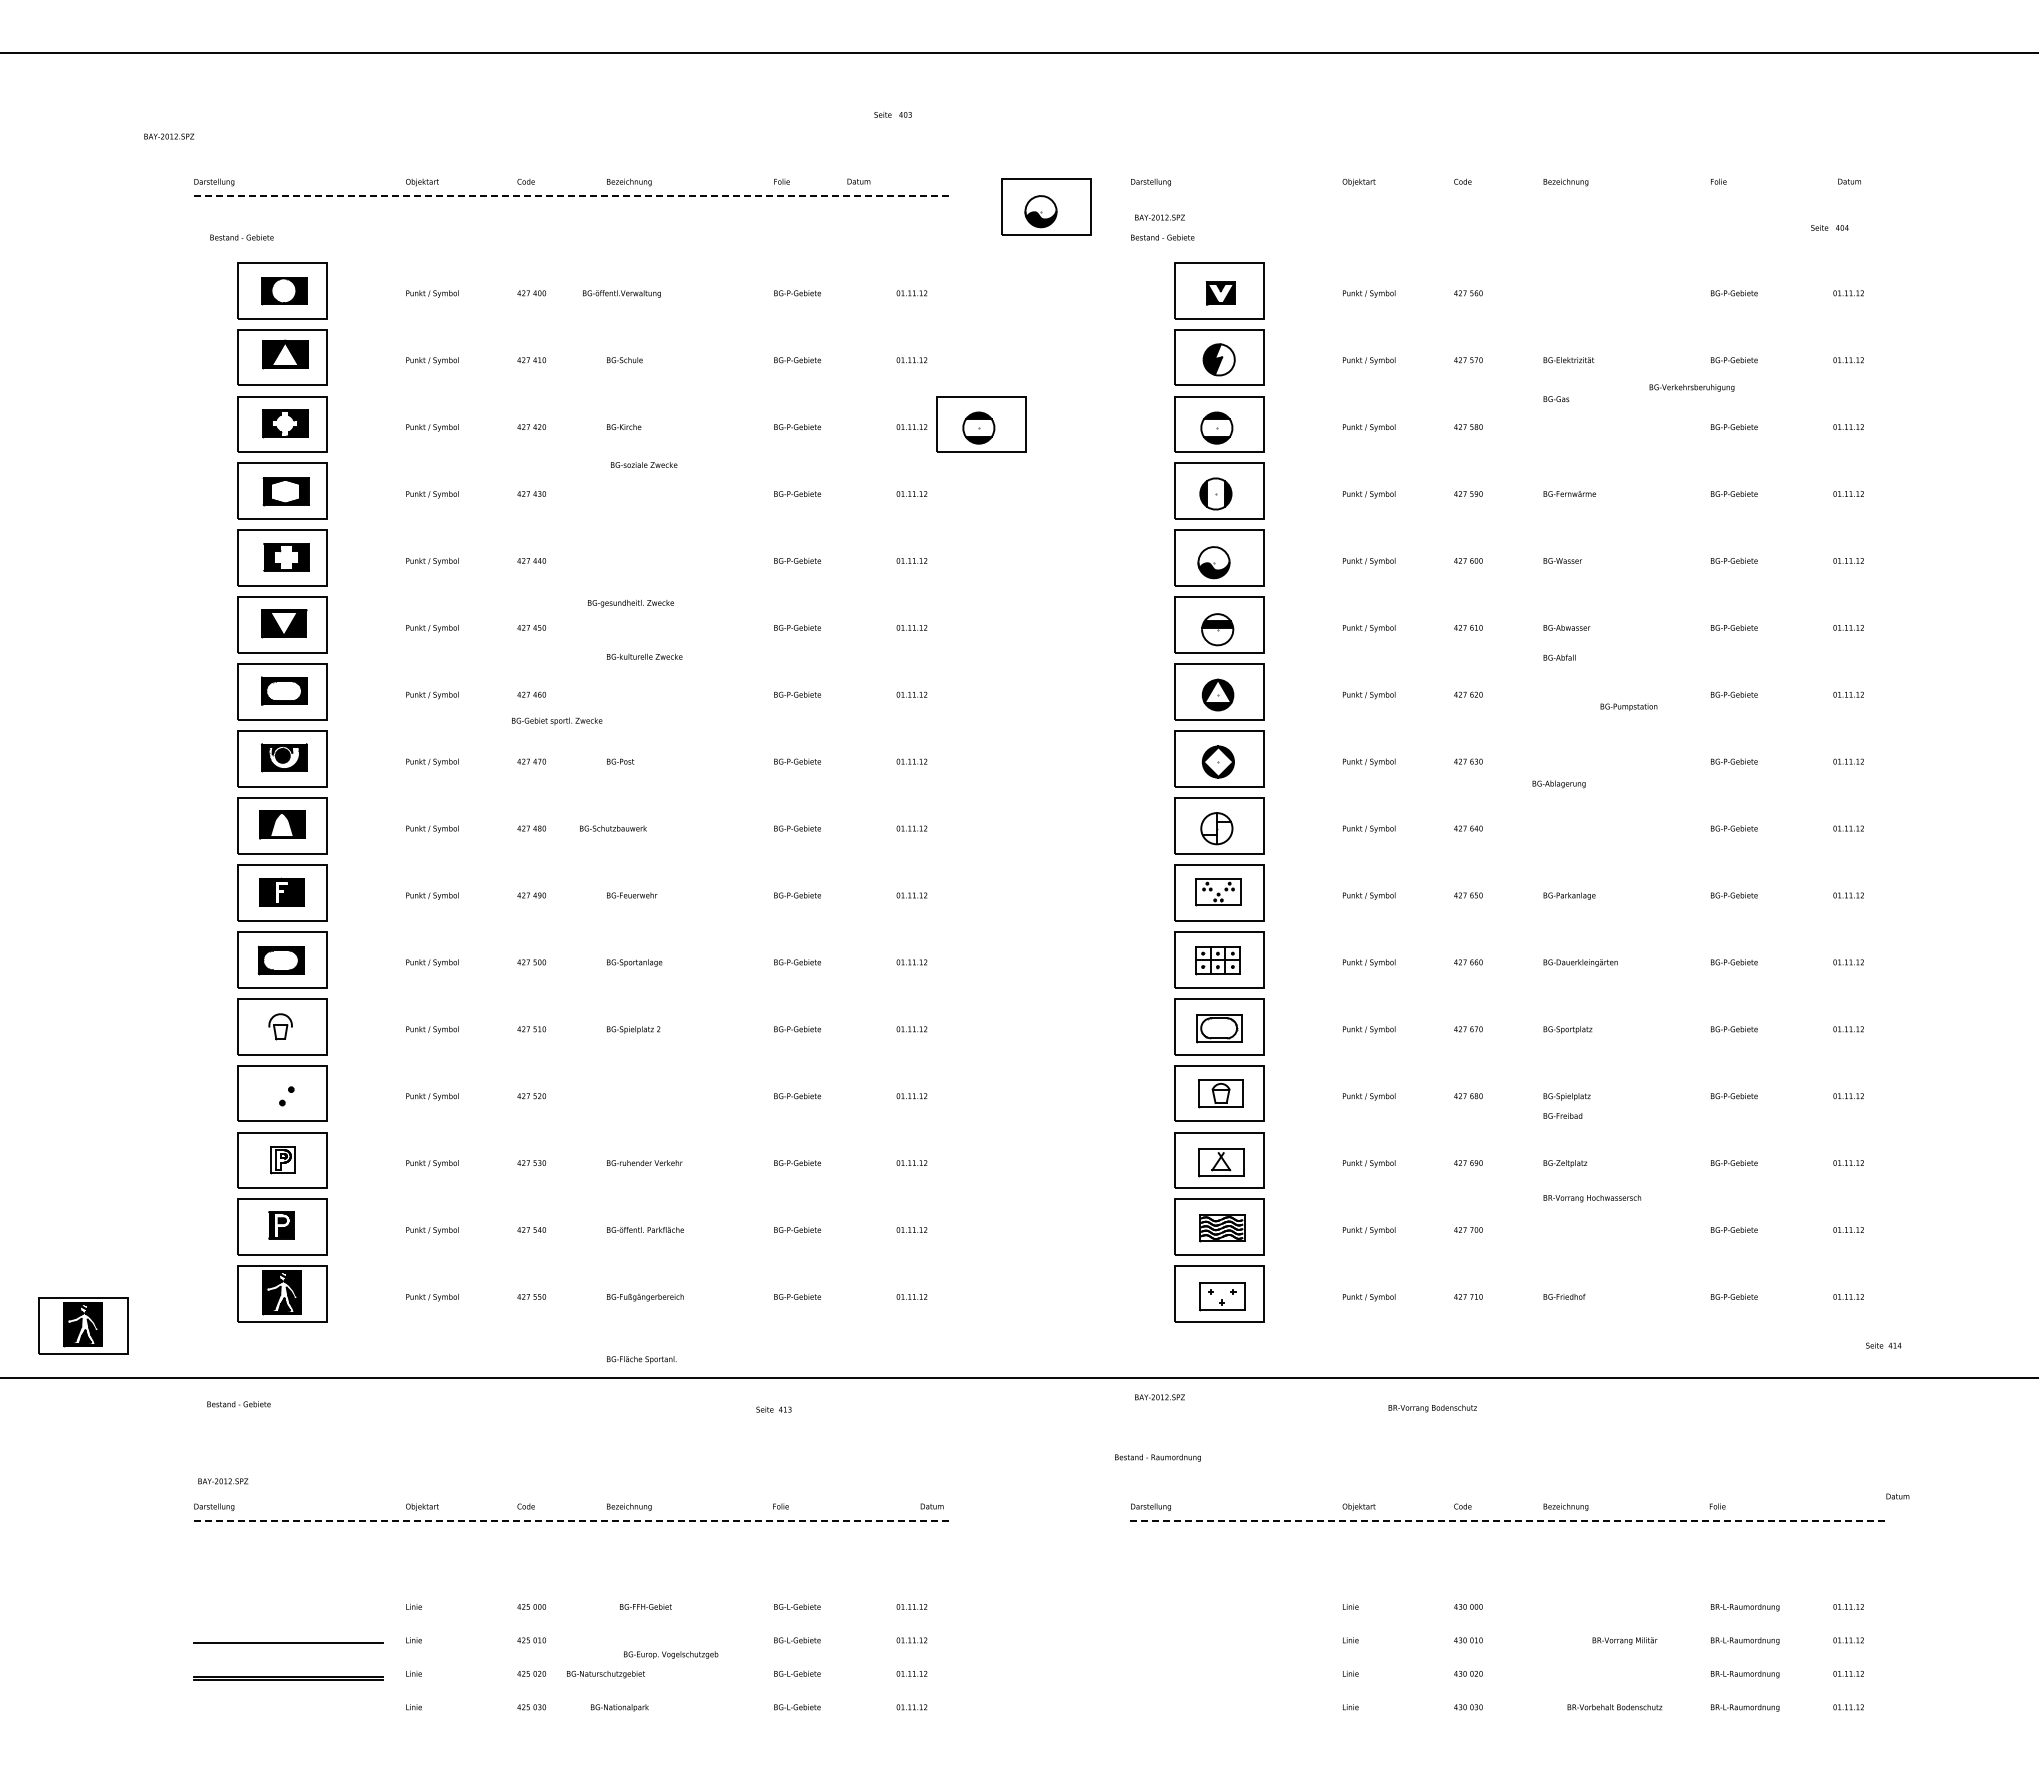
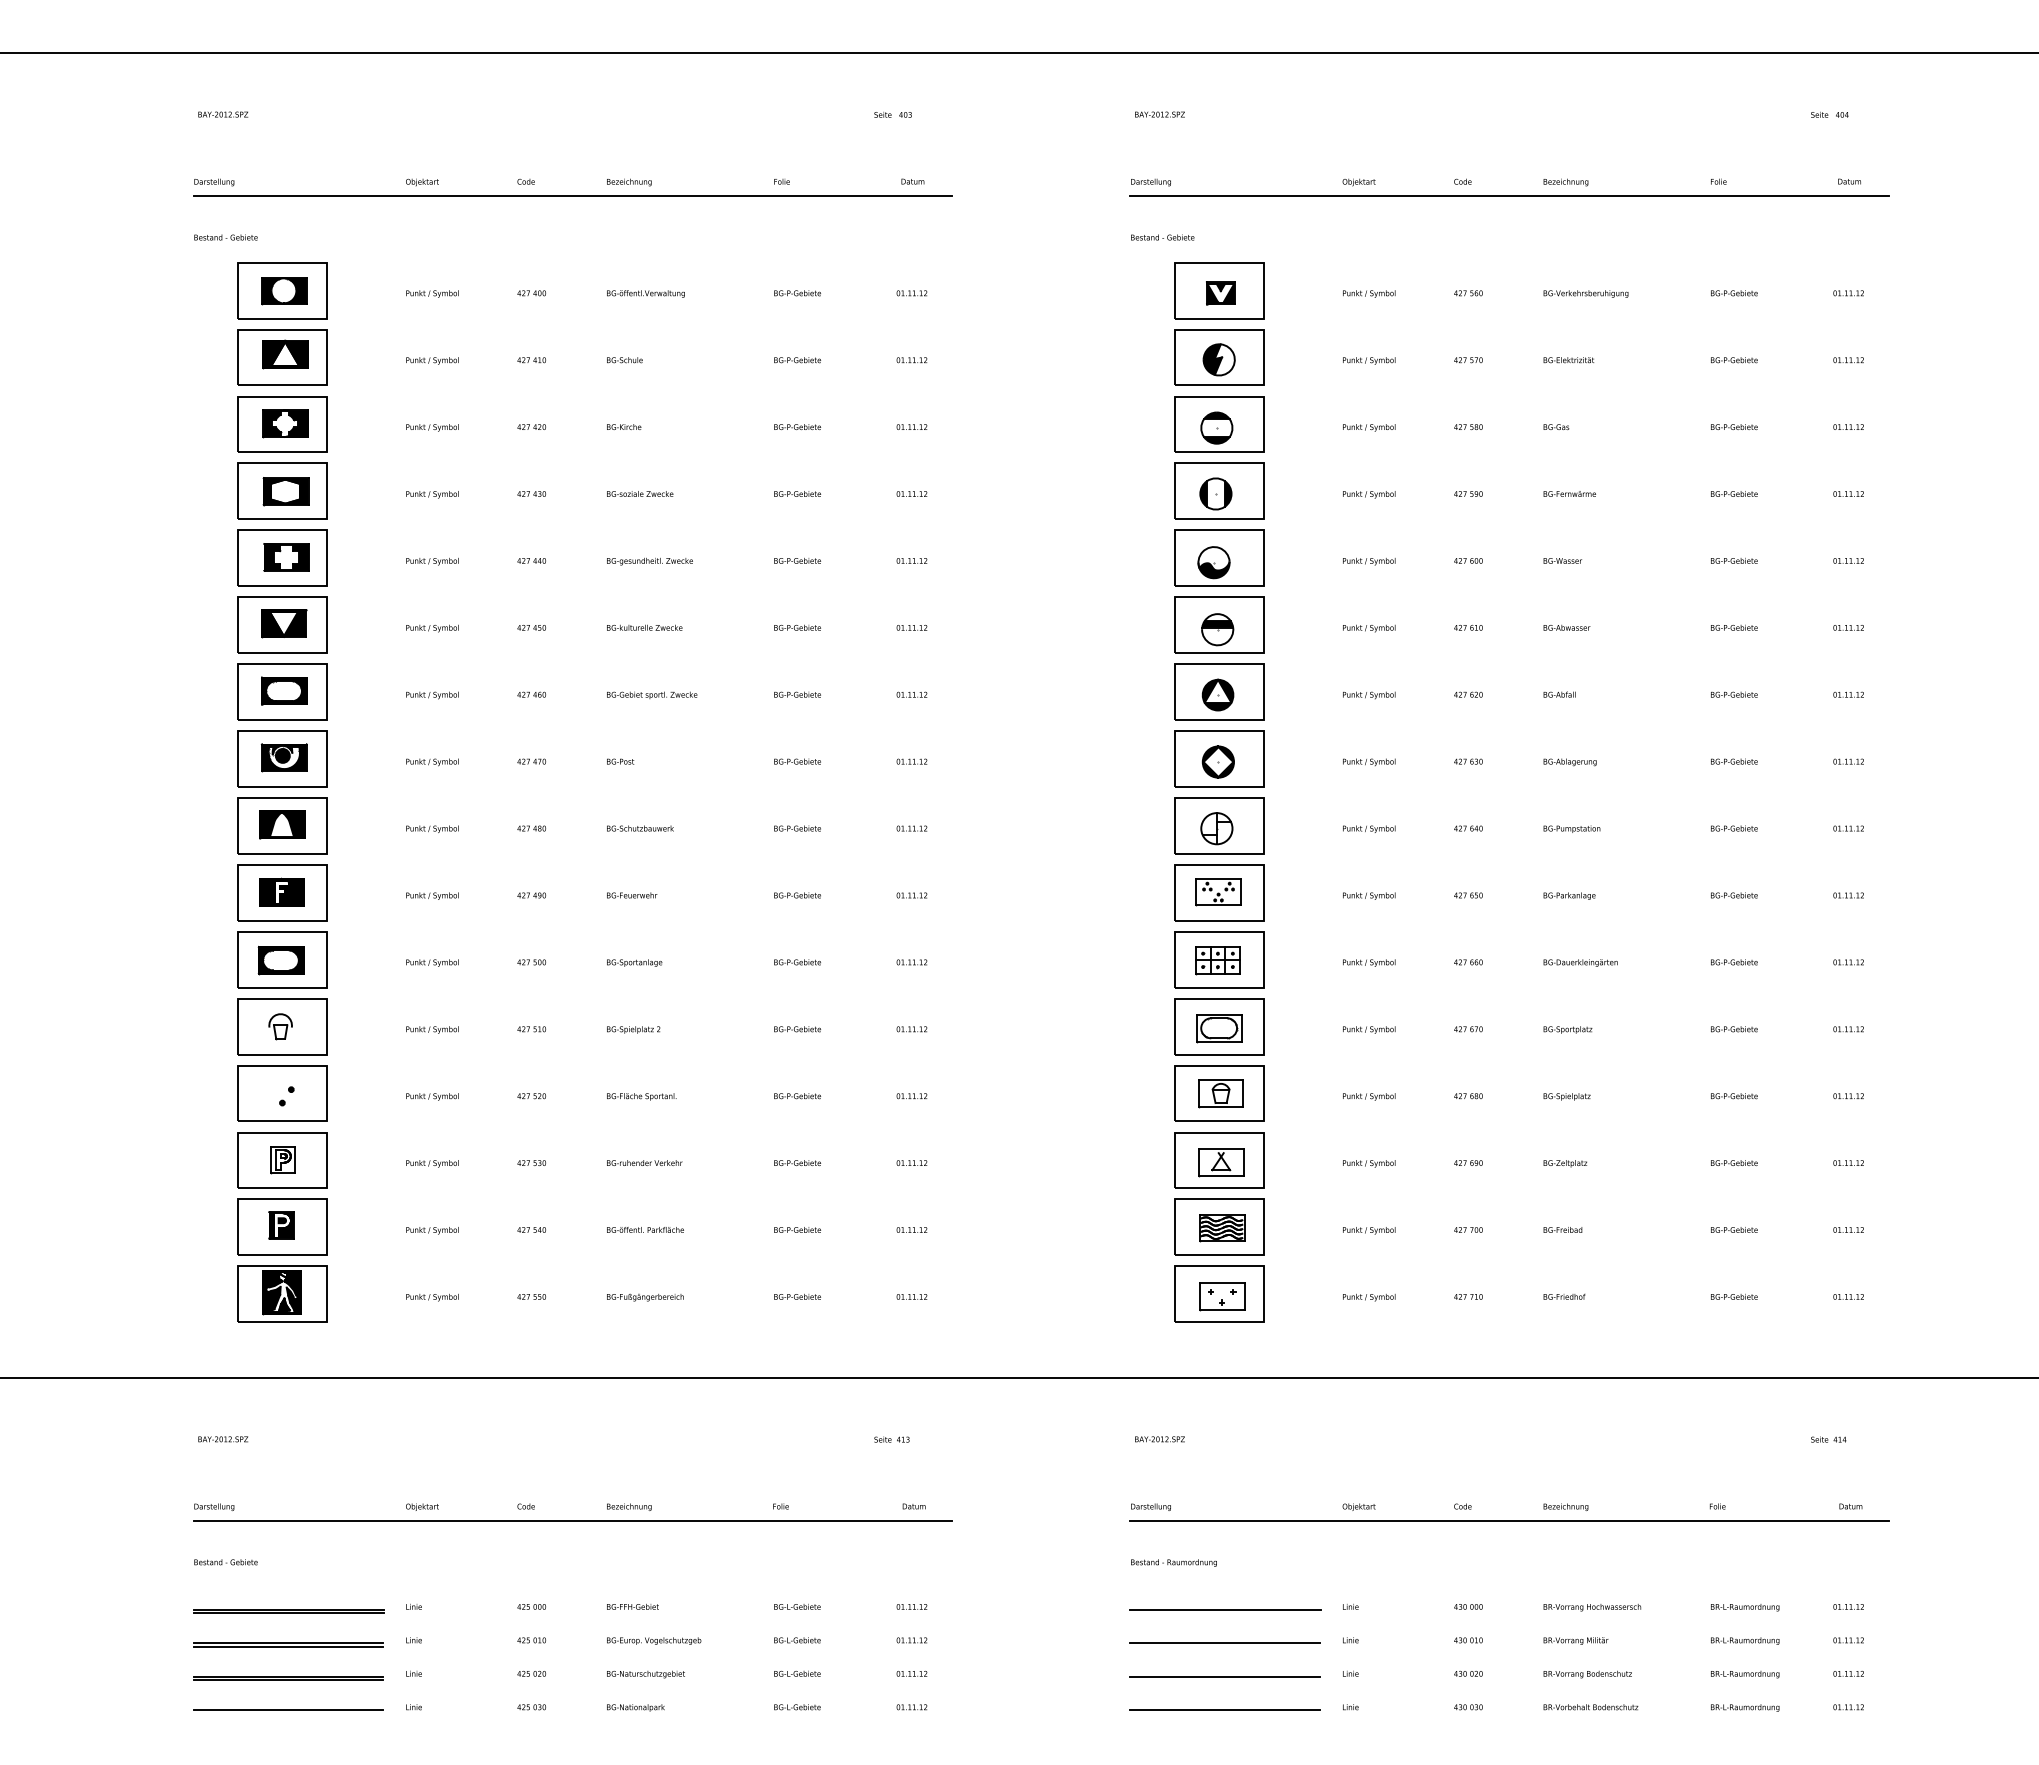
text position: (169, 136) -> (223, 114) (223, 114)
text position: (858, 181) -> (912, 181) (912, 181)
line: dashed -> solid (573, 195)
line: none -> present (1509, 195)
part: present -> none (1046, 206)
text position: (1159, 217) -> (1159, 114) (1159, 114)
text position: (1829, 227) -> (1829, 114) (1829, 114)
text position: (241, 237) -> (225, 237) (225, 237)
text position: (621, 293) -> (645, 293) (645, 293)
text position: (1691, 387) -> (1585, 293) (1585, 293)
text position: (1556, 399) -> (1556, 427) (1556, 427)
part: present -> none (981, 424)
text position: (644, 464) -> (640, 493) (640, 493)
text position: (630, 603) -> (649, 561) (649, 561)
text position: (644, 656) -> (644, 627) (644, 627)
text position: (1559, 657) -> (1559, 694) (1559, 694)
text position: (1628, 706) -> (1571, 828) (1571, 828)
text position: (557, 721) -> (652, 695) (652, 695)
text position: (1558, 784) -> (1569, 762) (1569, 762)
text position: (613, 828) -> (640, 828) (640, 828)
text position: (1562, 1115) -> (1562, 1229) (1562, 1229)
text position: (1592, 1198) -> (1592, 1607) (1592, 1607)
part: present -> none (83, 1325)
text position: (1883, 1345) -> (1828, 1439) (1828, 1439)
text position: (641, 1359) -> (641, 1096) (641, 1096)
text position: (1159, 1397) -> (1159, 1439) (1159, 1439)
text position: (238, 1404) -> (225, 1562) (225, 1562)
text position: (1432, 1408) -> (1587, 1674) (1587, 1674)
text position: (773, 1409) -> (891, 1439) (891, 1439)
text position: (1157, 1457) -> (1173, 1562) (1173, 1562)
text position: (223, 1481) -> (223, 1439) (223, 1439)
text position: (1897, 1496) -> (1850, 1506) (1850, 1506)
text position: (931, 1506) -> (913, 1506) (913, 1506)
line: dashed -> solid (573, 1520)
line: dashed -> solid (1509, 1520)
text position: (645, 1606) -> (632, 1606) (632, 1606)
line: none -> present (1225, 1609)
line: none -> present (288, 1610)
text position: (1624, 1640) -> (1575, 1640) (1575, 1640)
line: none -> present (1224, 1643)
line: none -> present (288, 1646)
text position: (671, 1654) -> (654, 1640) (654, 1640)
text position: (605, 1674) -> (645, 1674) (645, 1674)
line: none -> present (1224, 1676)
text position: (619, 1707) -> (635, 1707) (635, 1707)
text position: (1614, 1707) -> (1590, 1707) (1590, 1707)
line: none -> present (288, 1710)
line: none -> present (1224, 1710)
